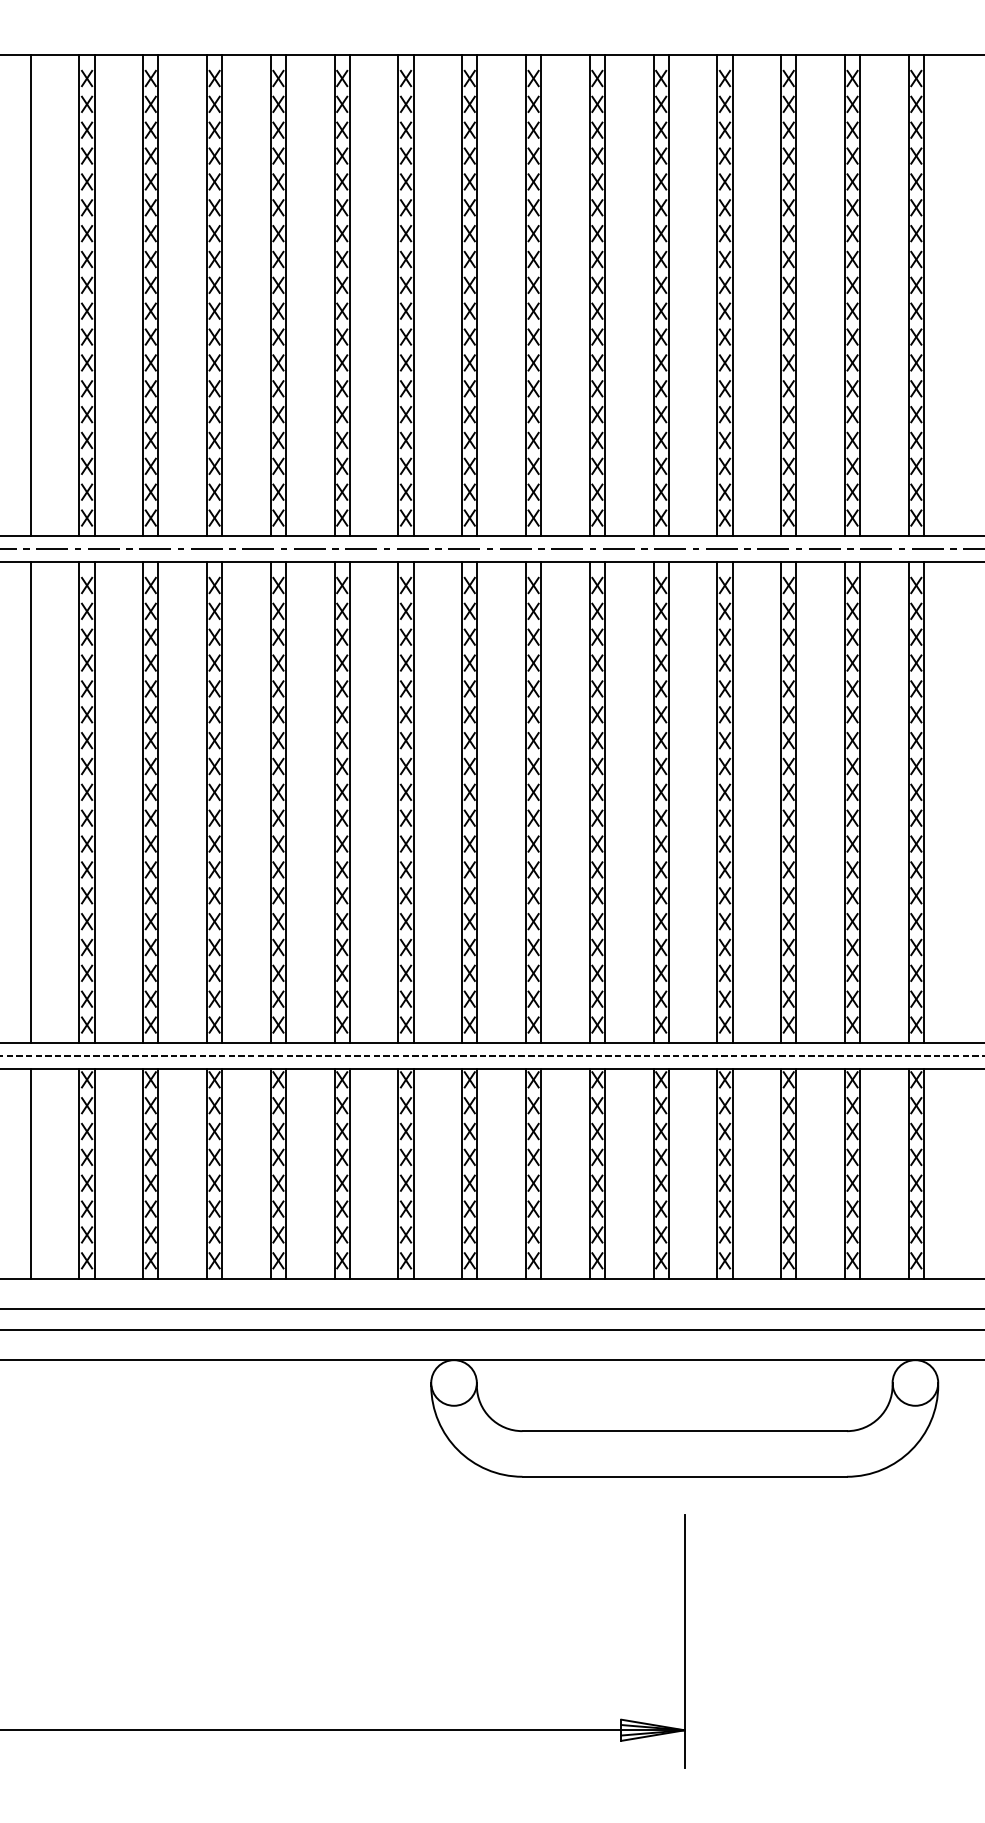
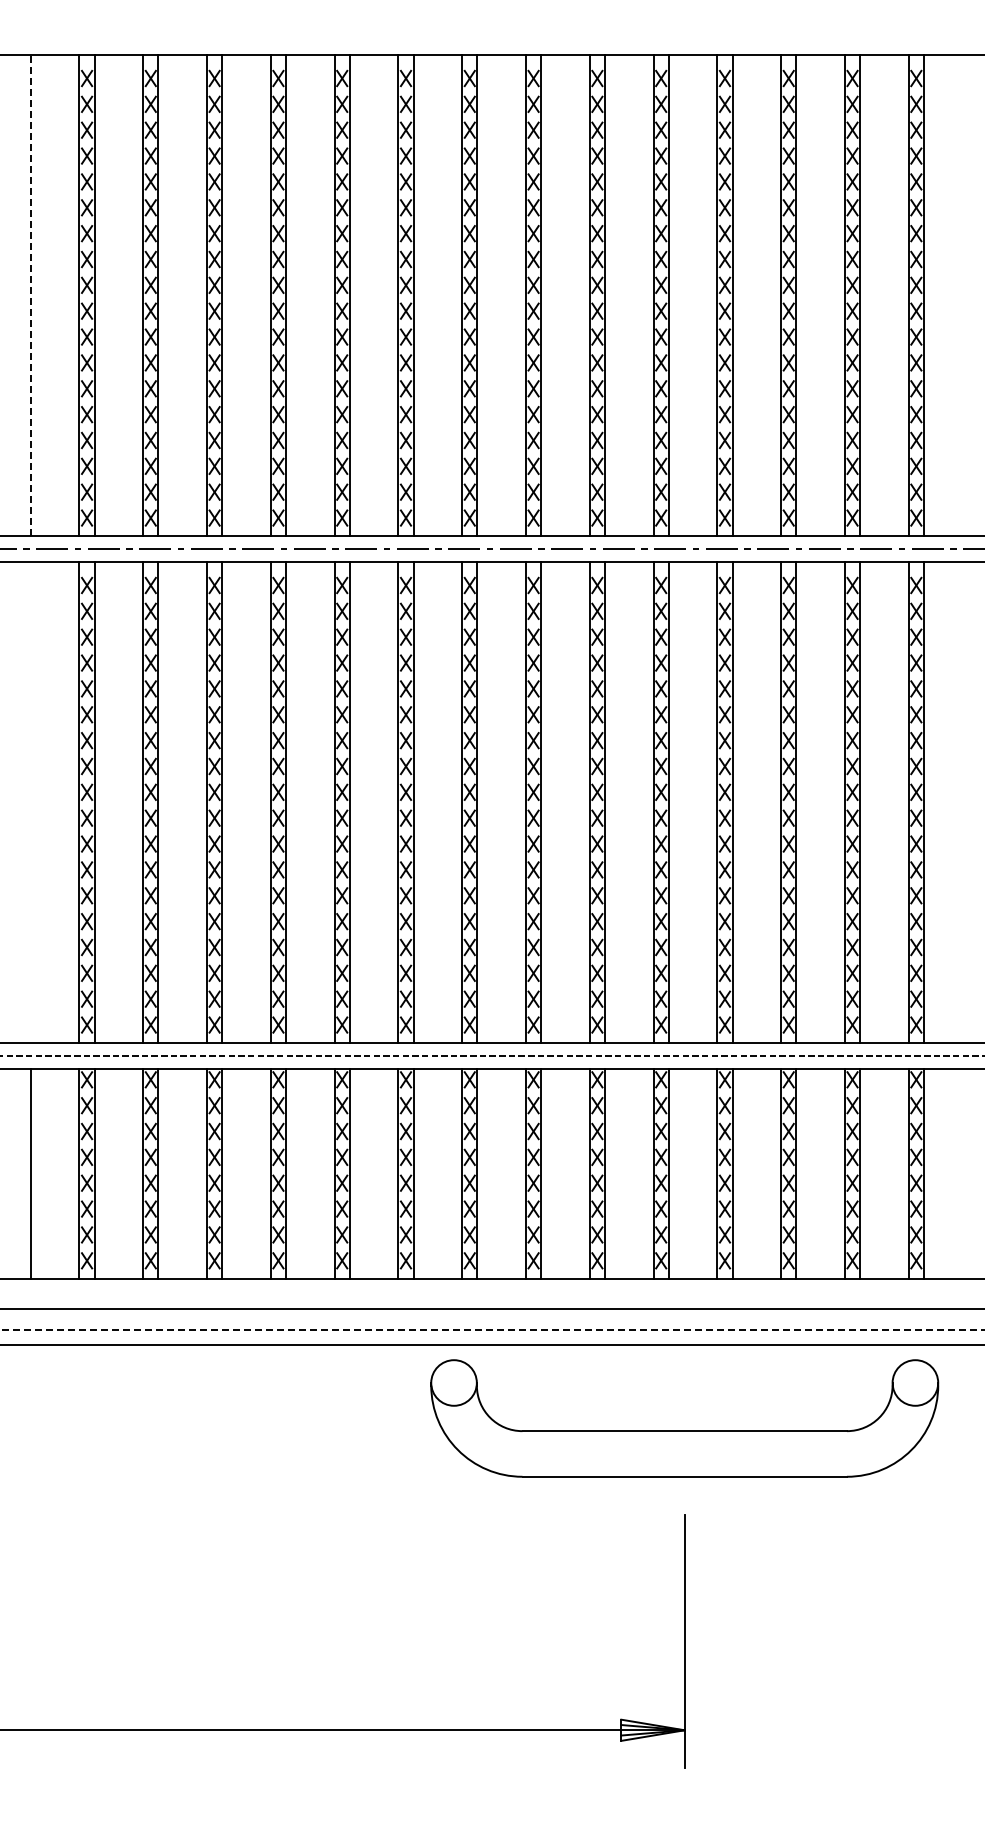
line: solid -> dashed (30, 295)
line: present -> none (30, 802)
line: solid -> dashed (492, 1329)
line position: (491, 1360) -> (491, 1345) (491, 1345)
